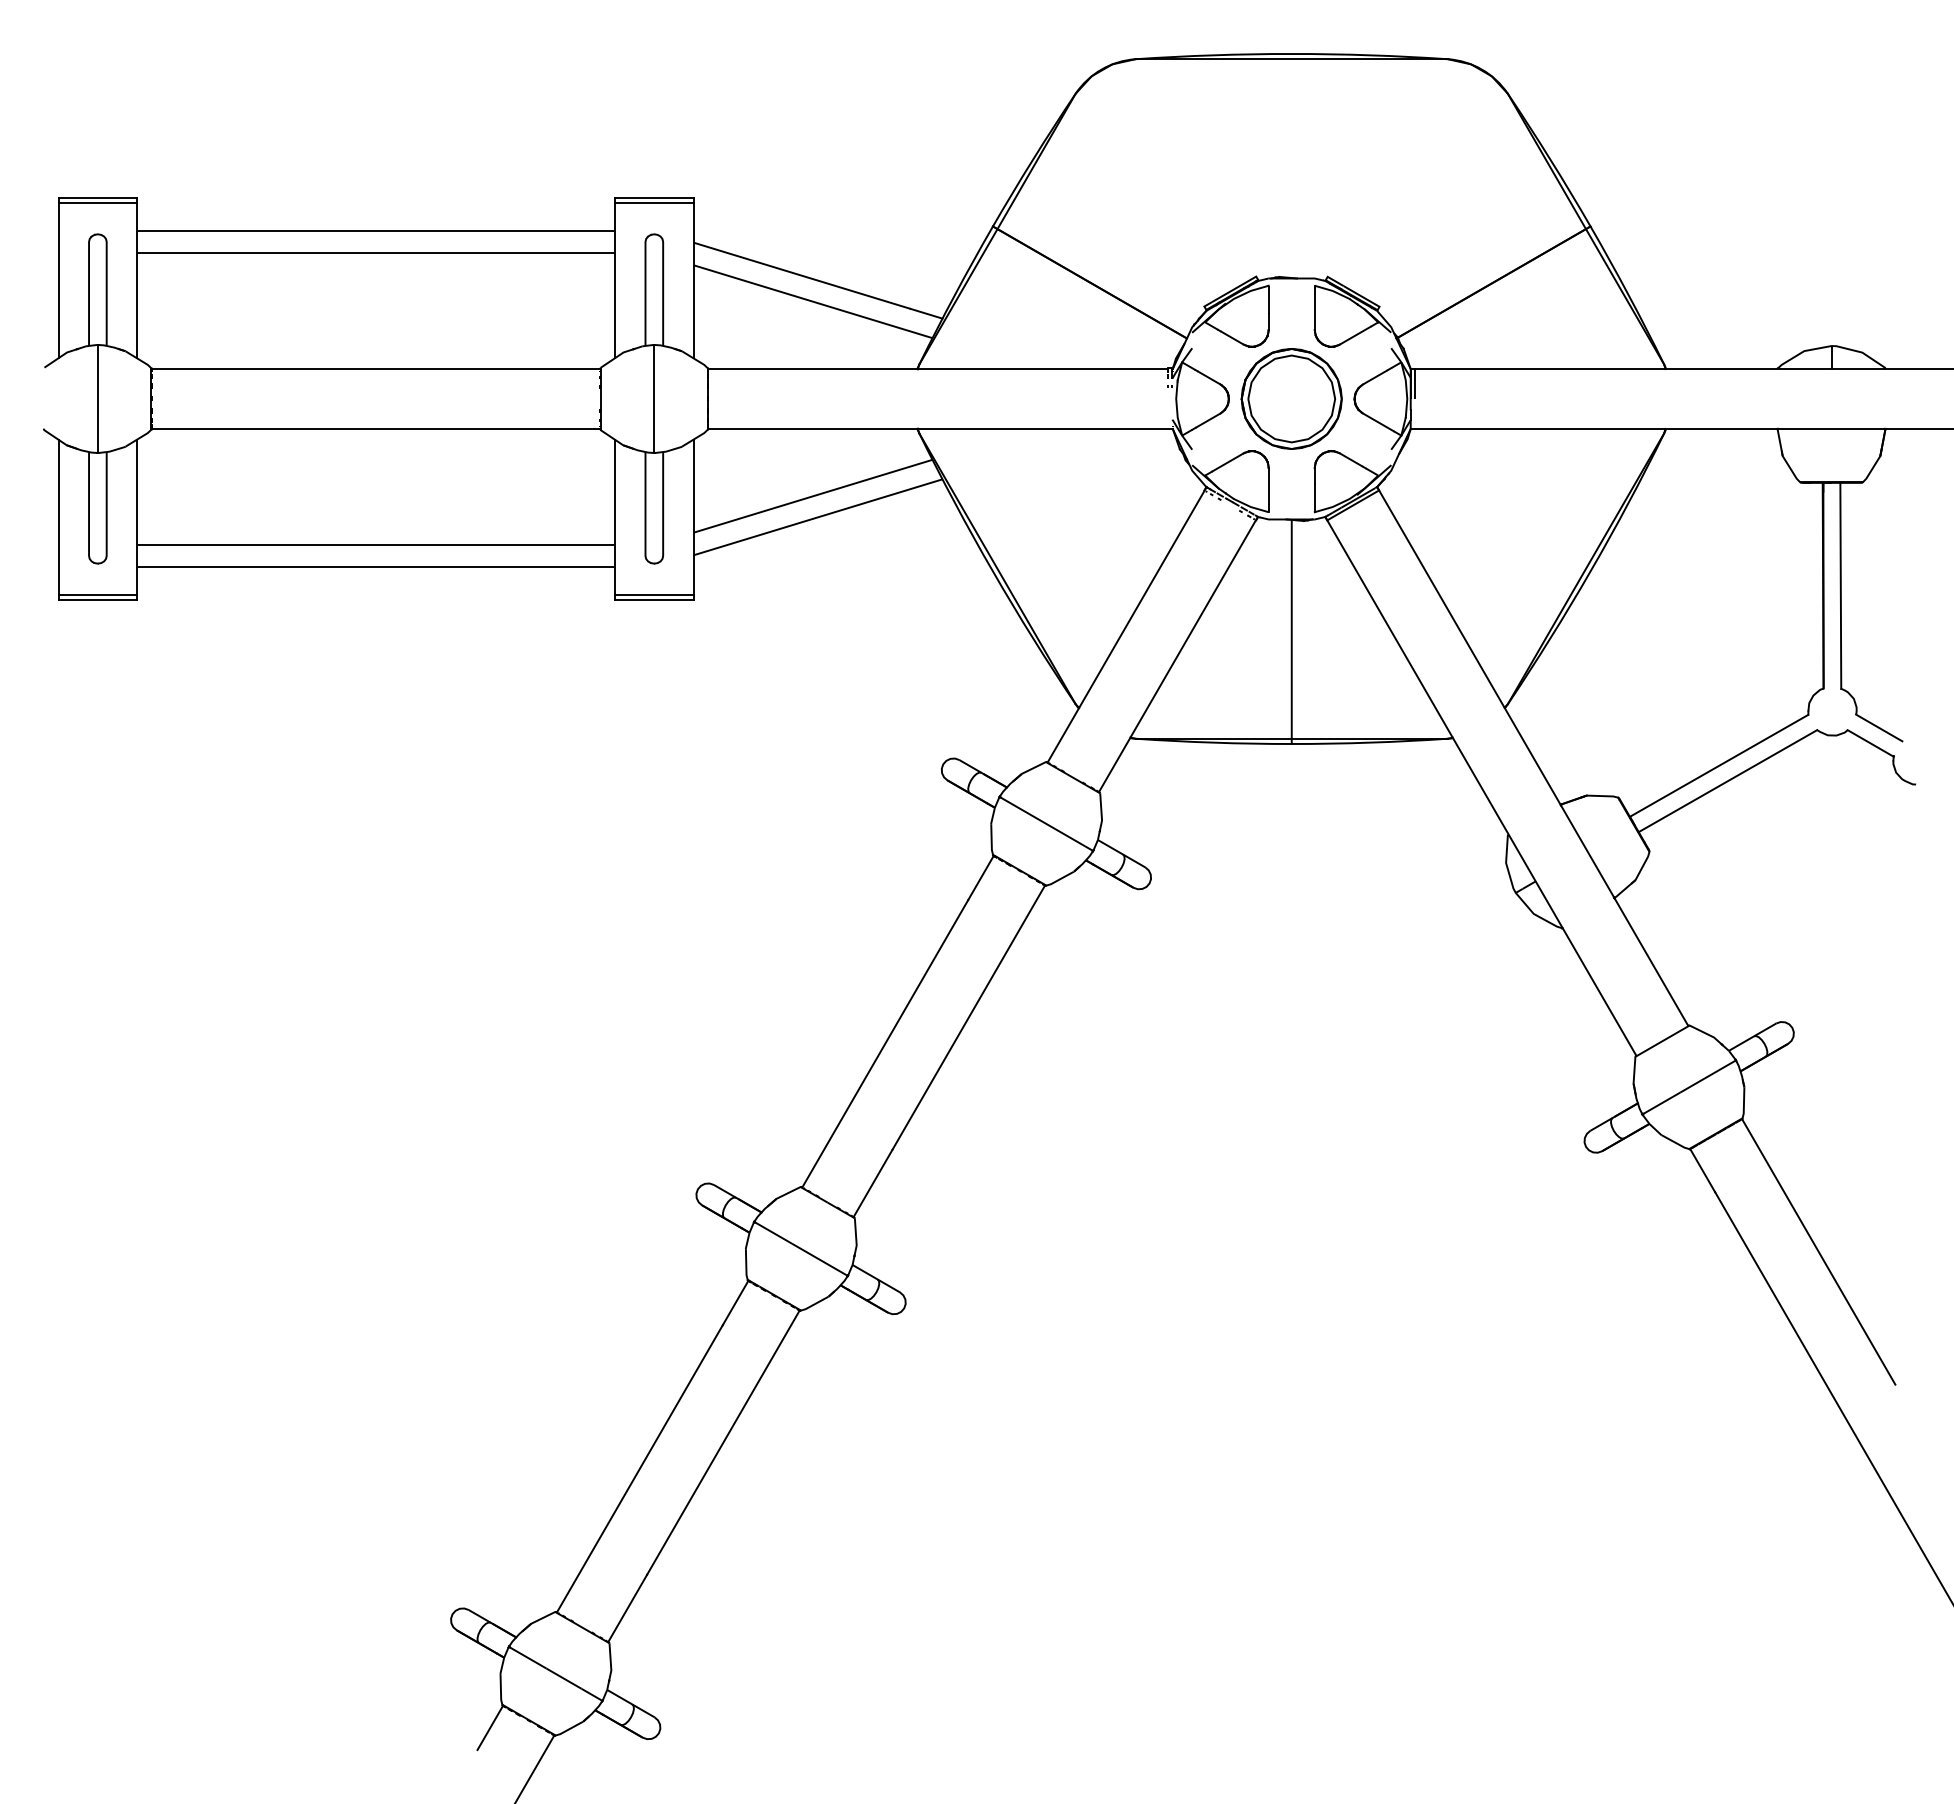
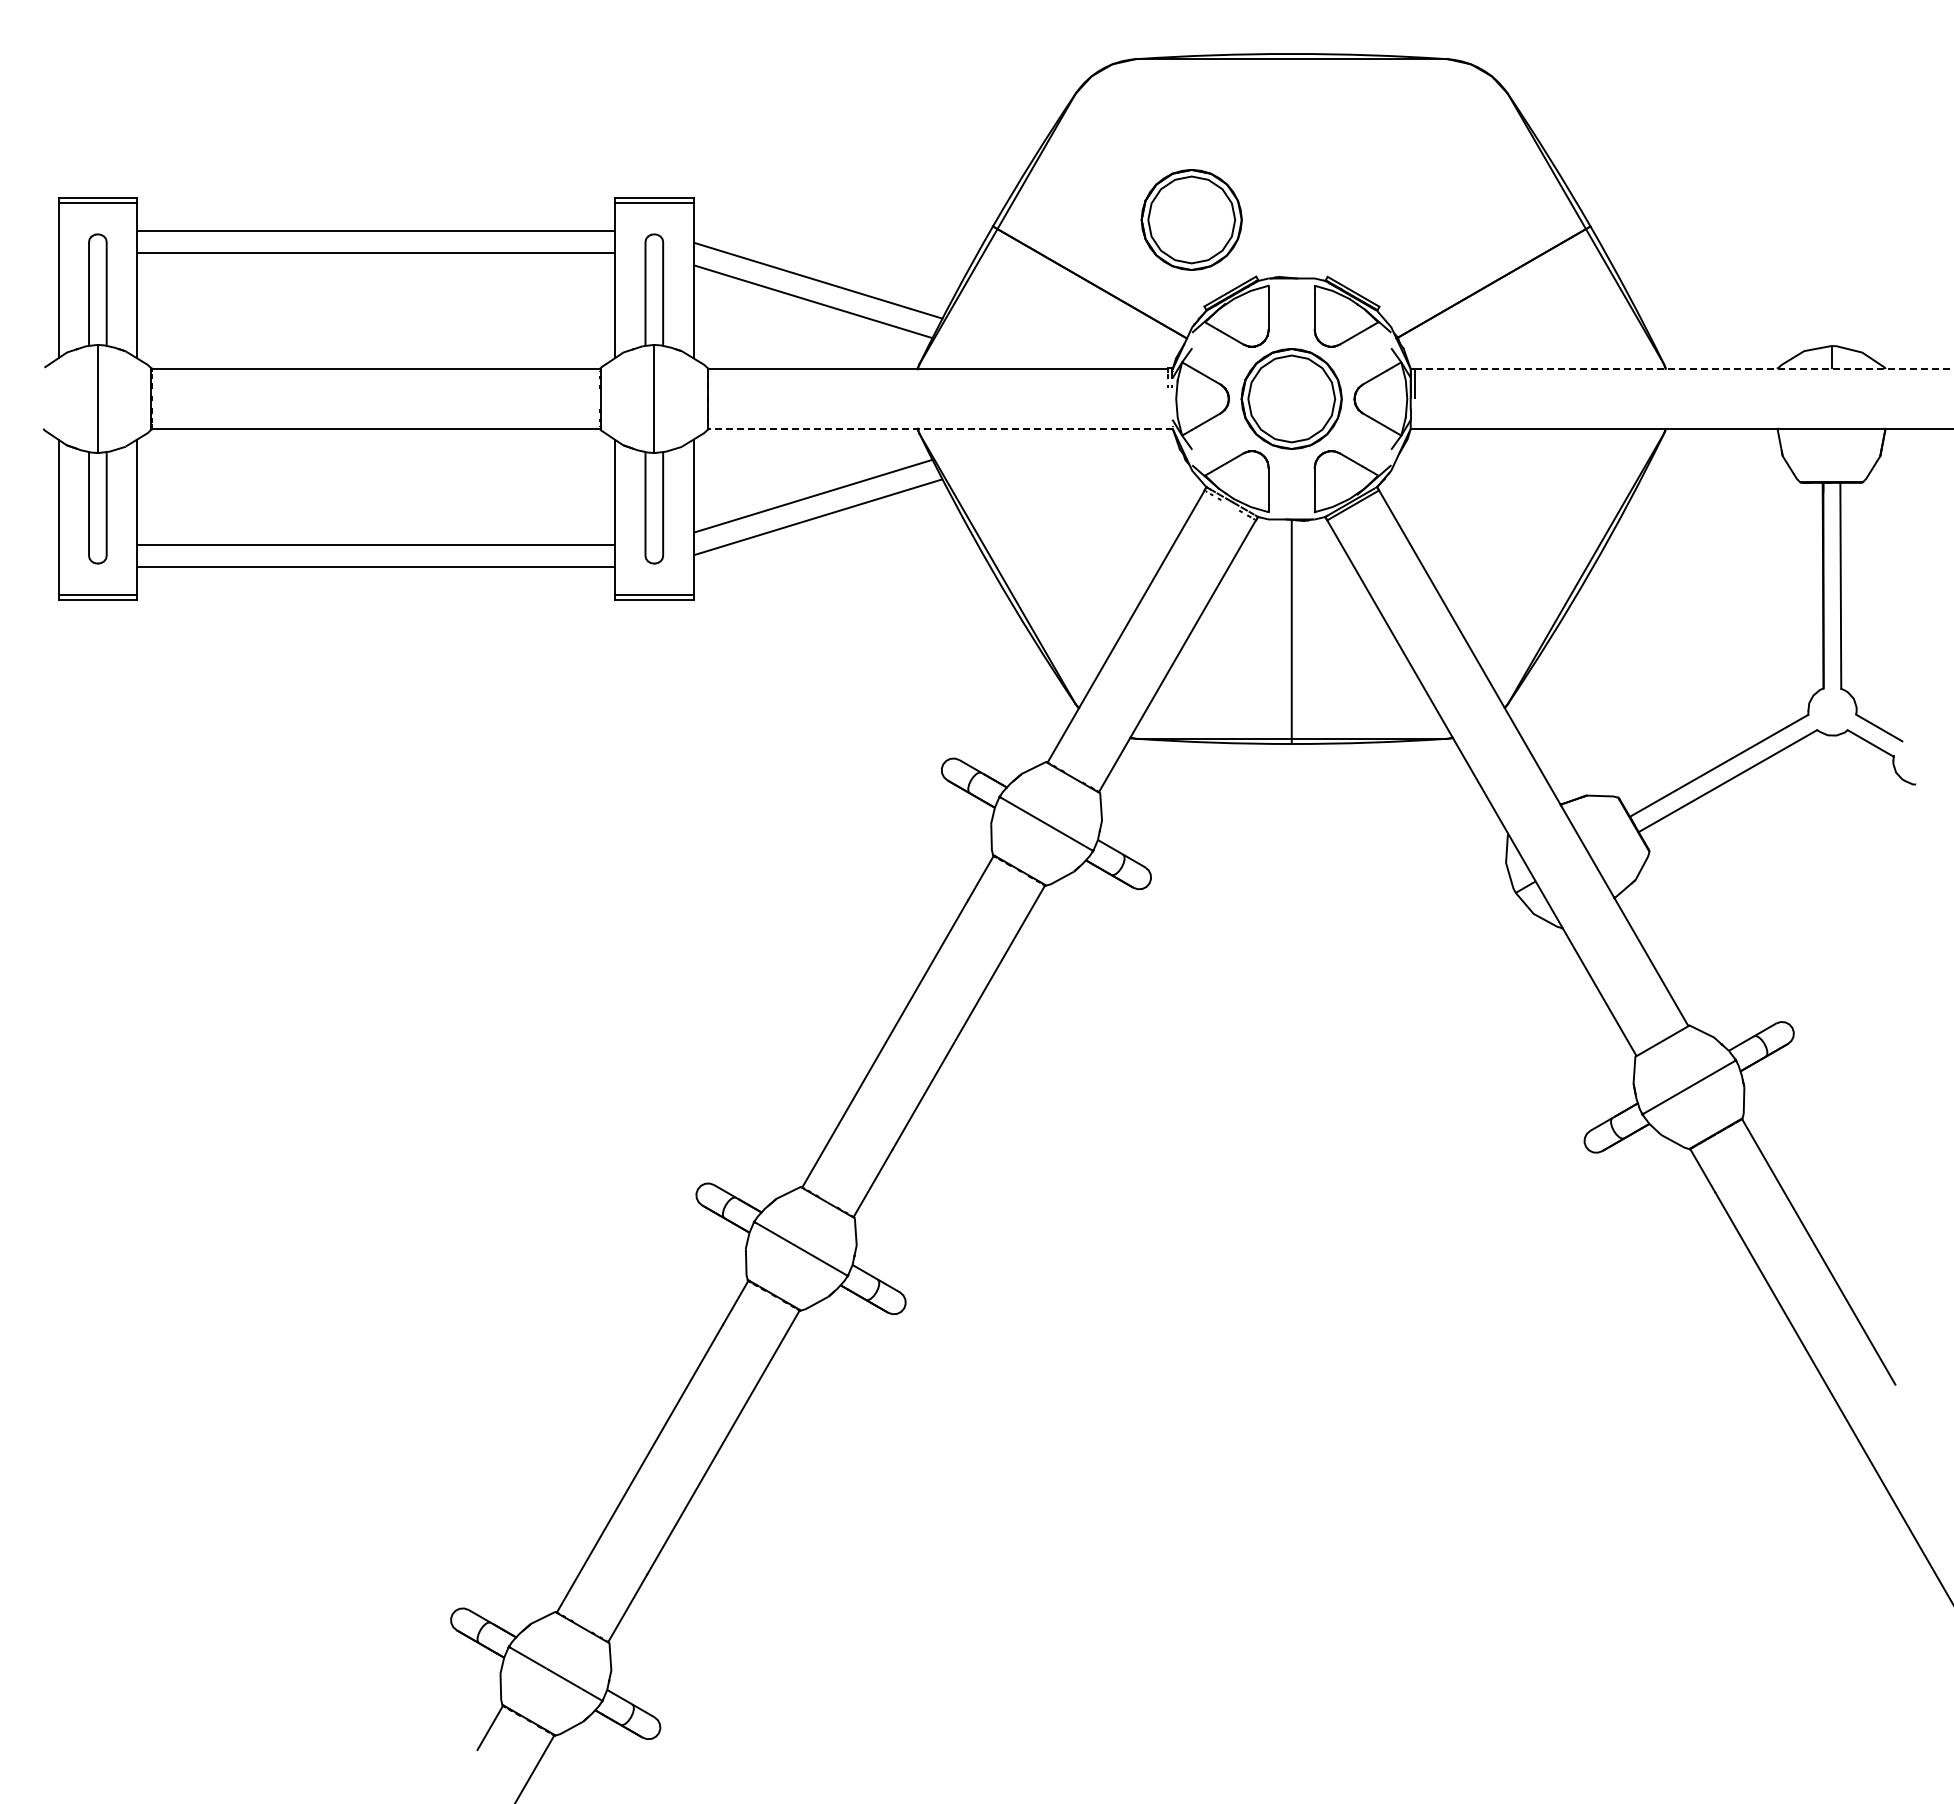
part: none -> present (1191, 219)
line: solid -> dashed (1684, 369)
line: solid -> dashed (940, 428)
